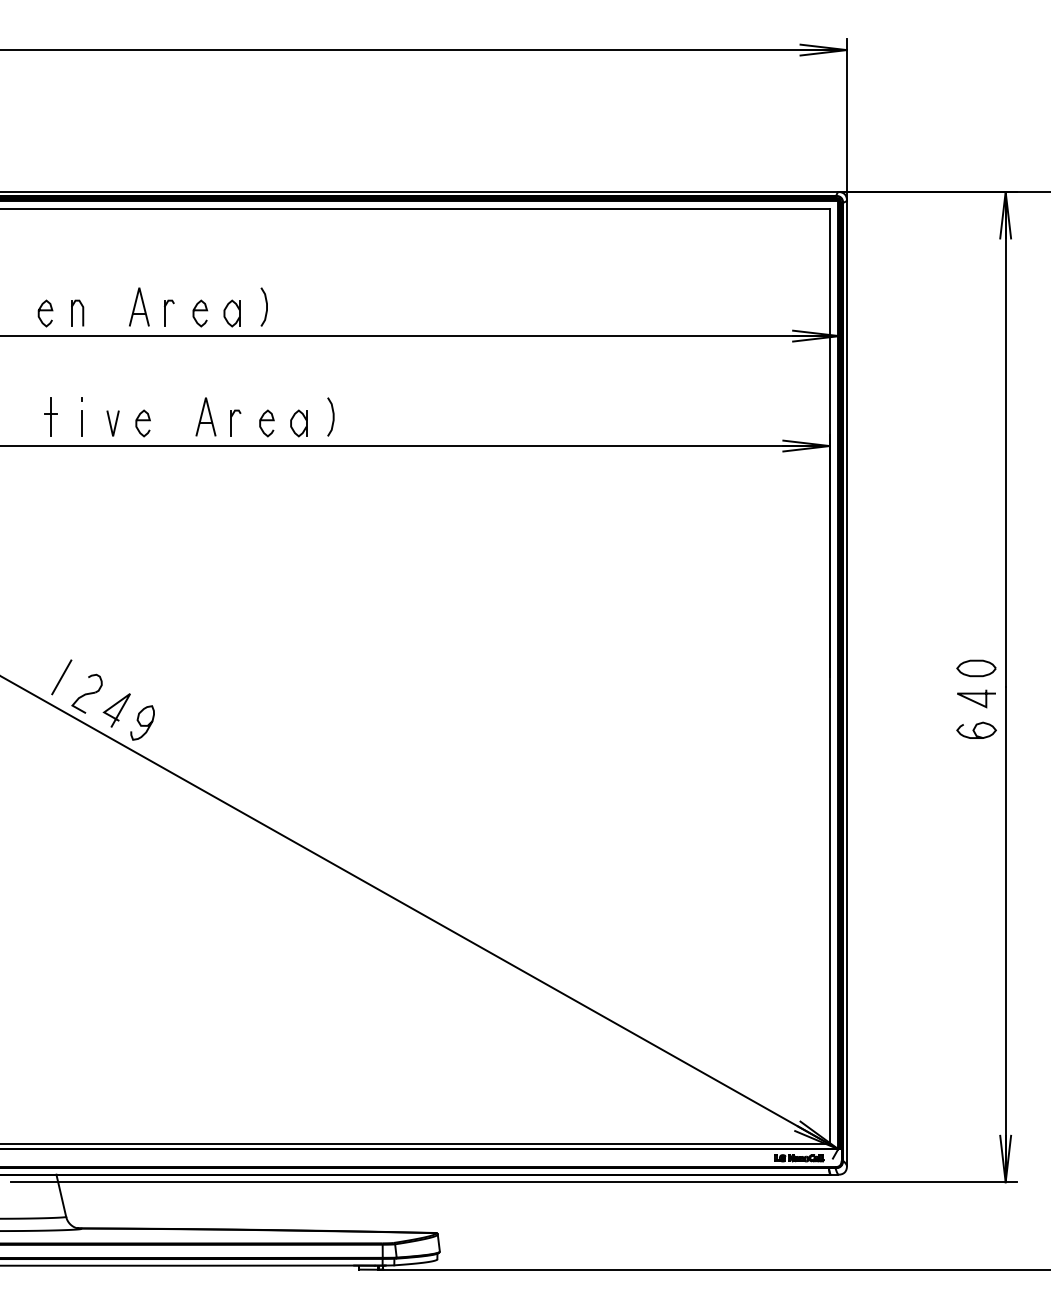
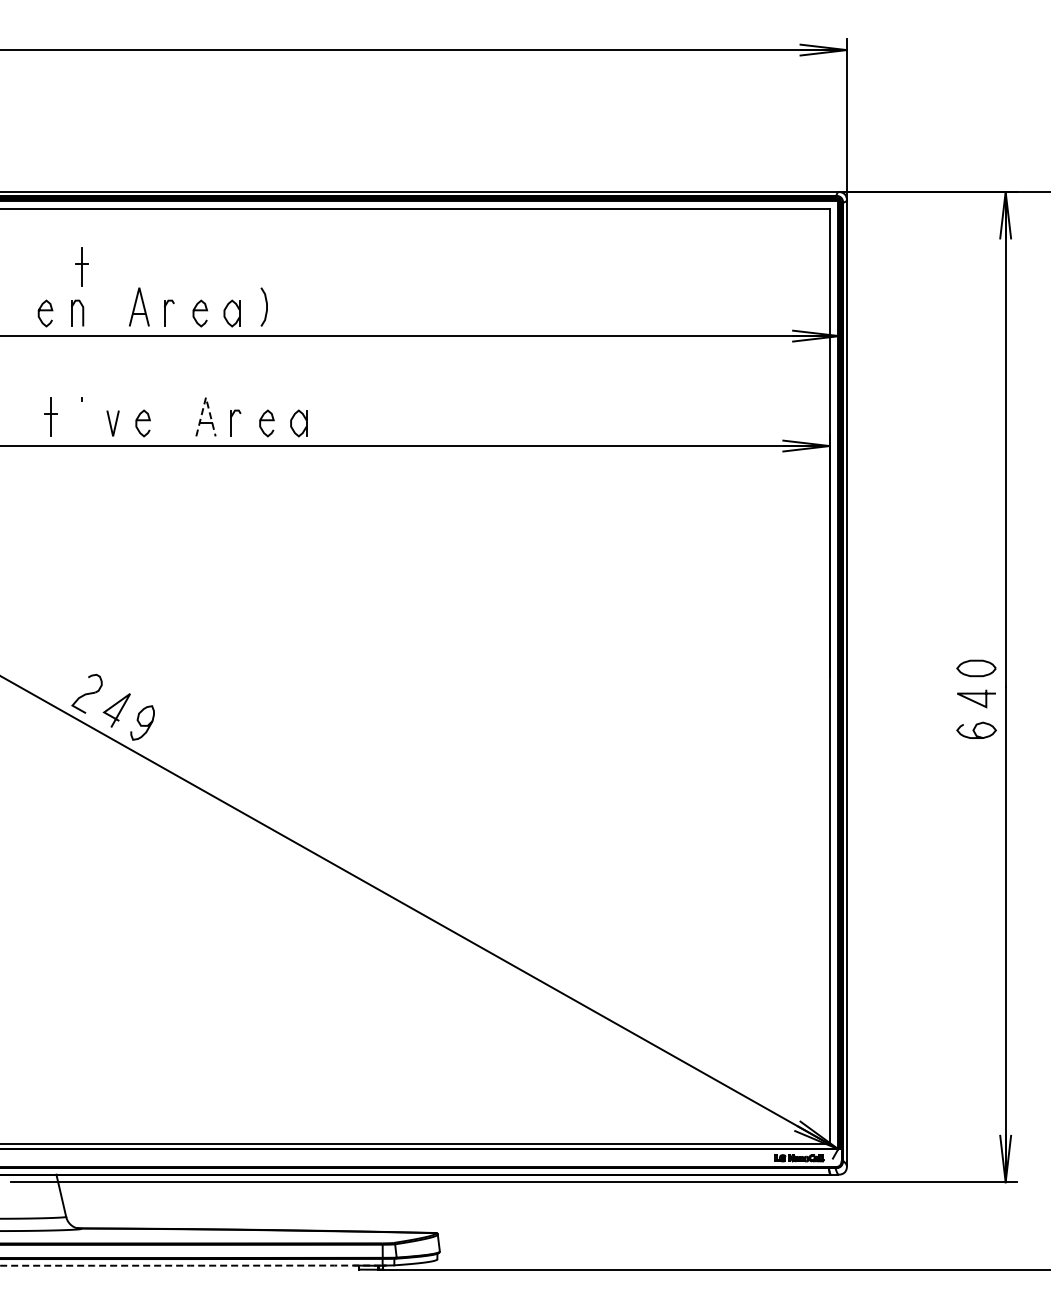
part: none -> present (81, 266)
line: solid -> dashed (205, 397)
curve: present -> none (332, 416)
line: present -> none (82, 423)
line: present -> none (61, 677)
arc: solid -> dashed (191, 1265)
